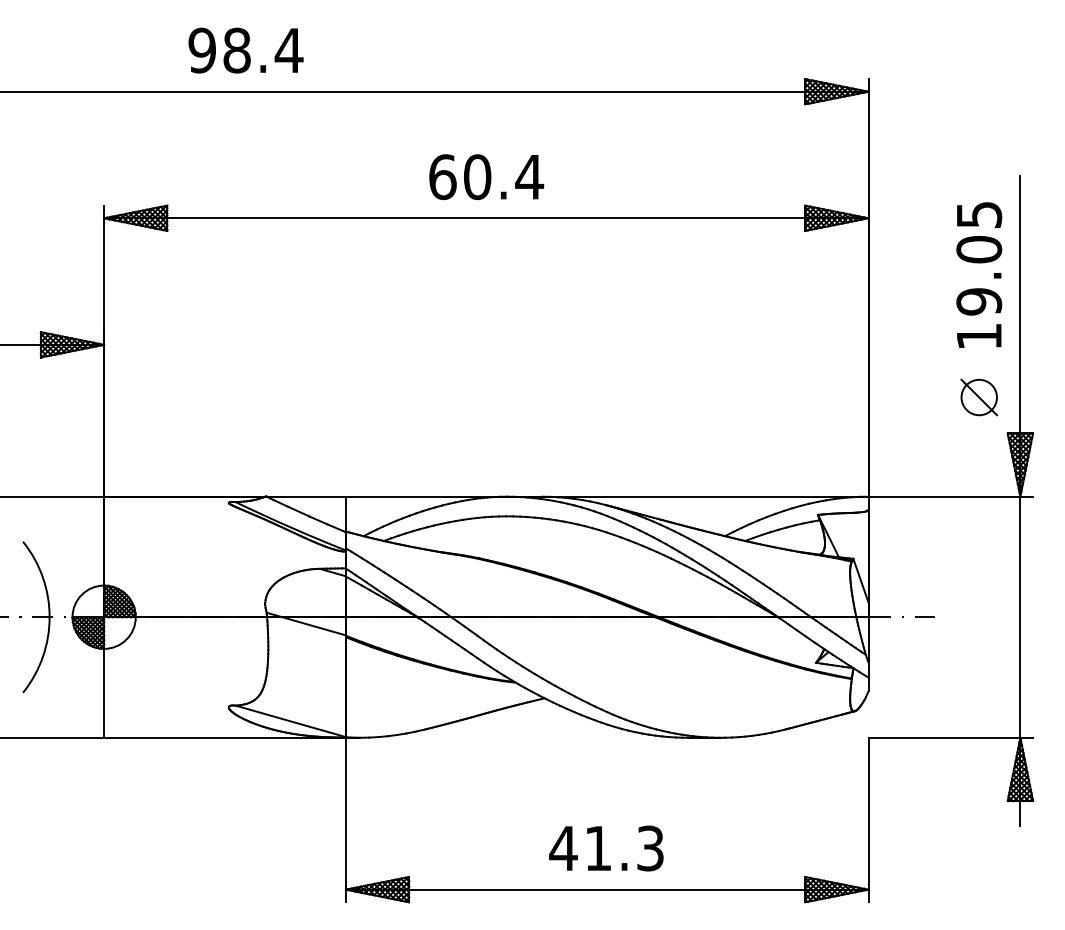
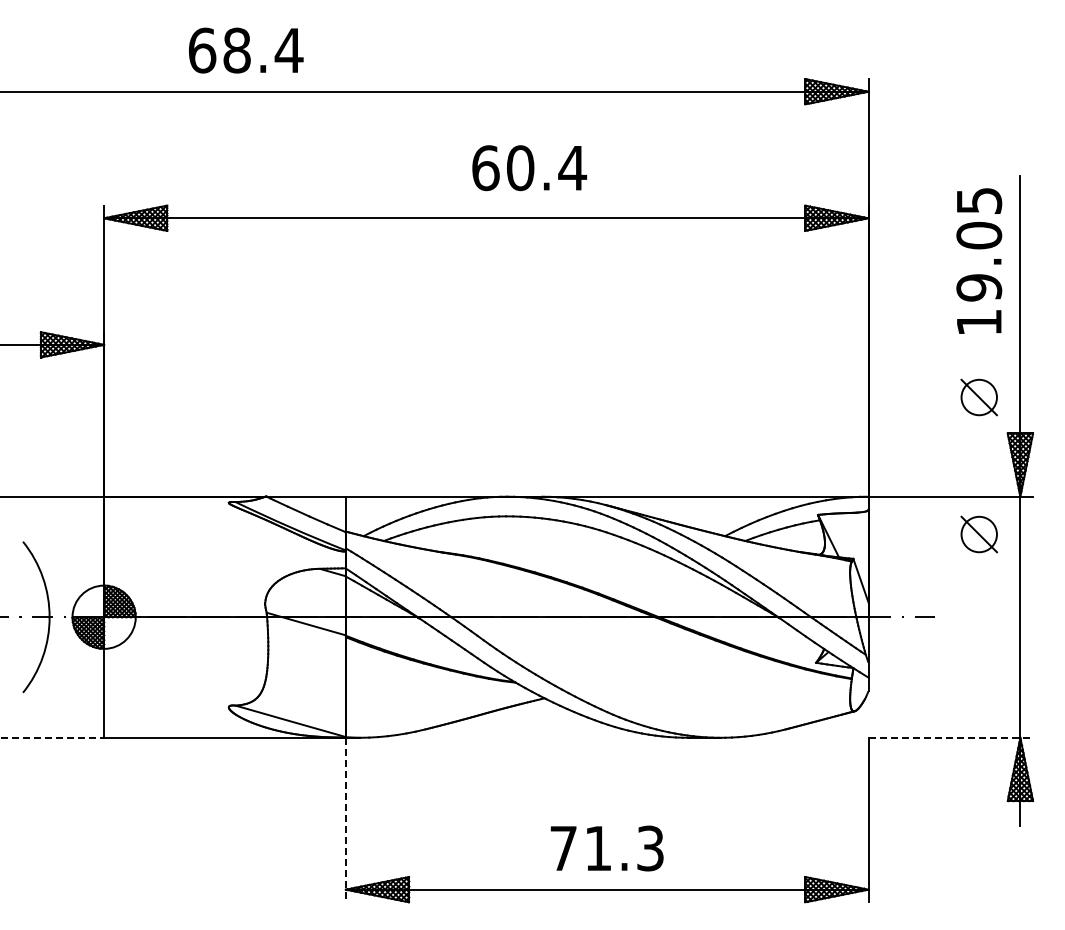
text: 98.4 -> 68.4 (202, 50)
text position: (486, 177) -> (529, 168) (529, 168)
text position: (979, 274) -> (979, 260) (979, 260)
part: none -> present (978, 534)
line: solid -> dashed (52, 737)
line: solid -> dashed (951, 737)
line: solid -> dashed (345, 820)
text: 41.3 -> 71.3 (563, 848)
